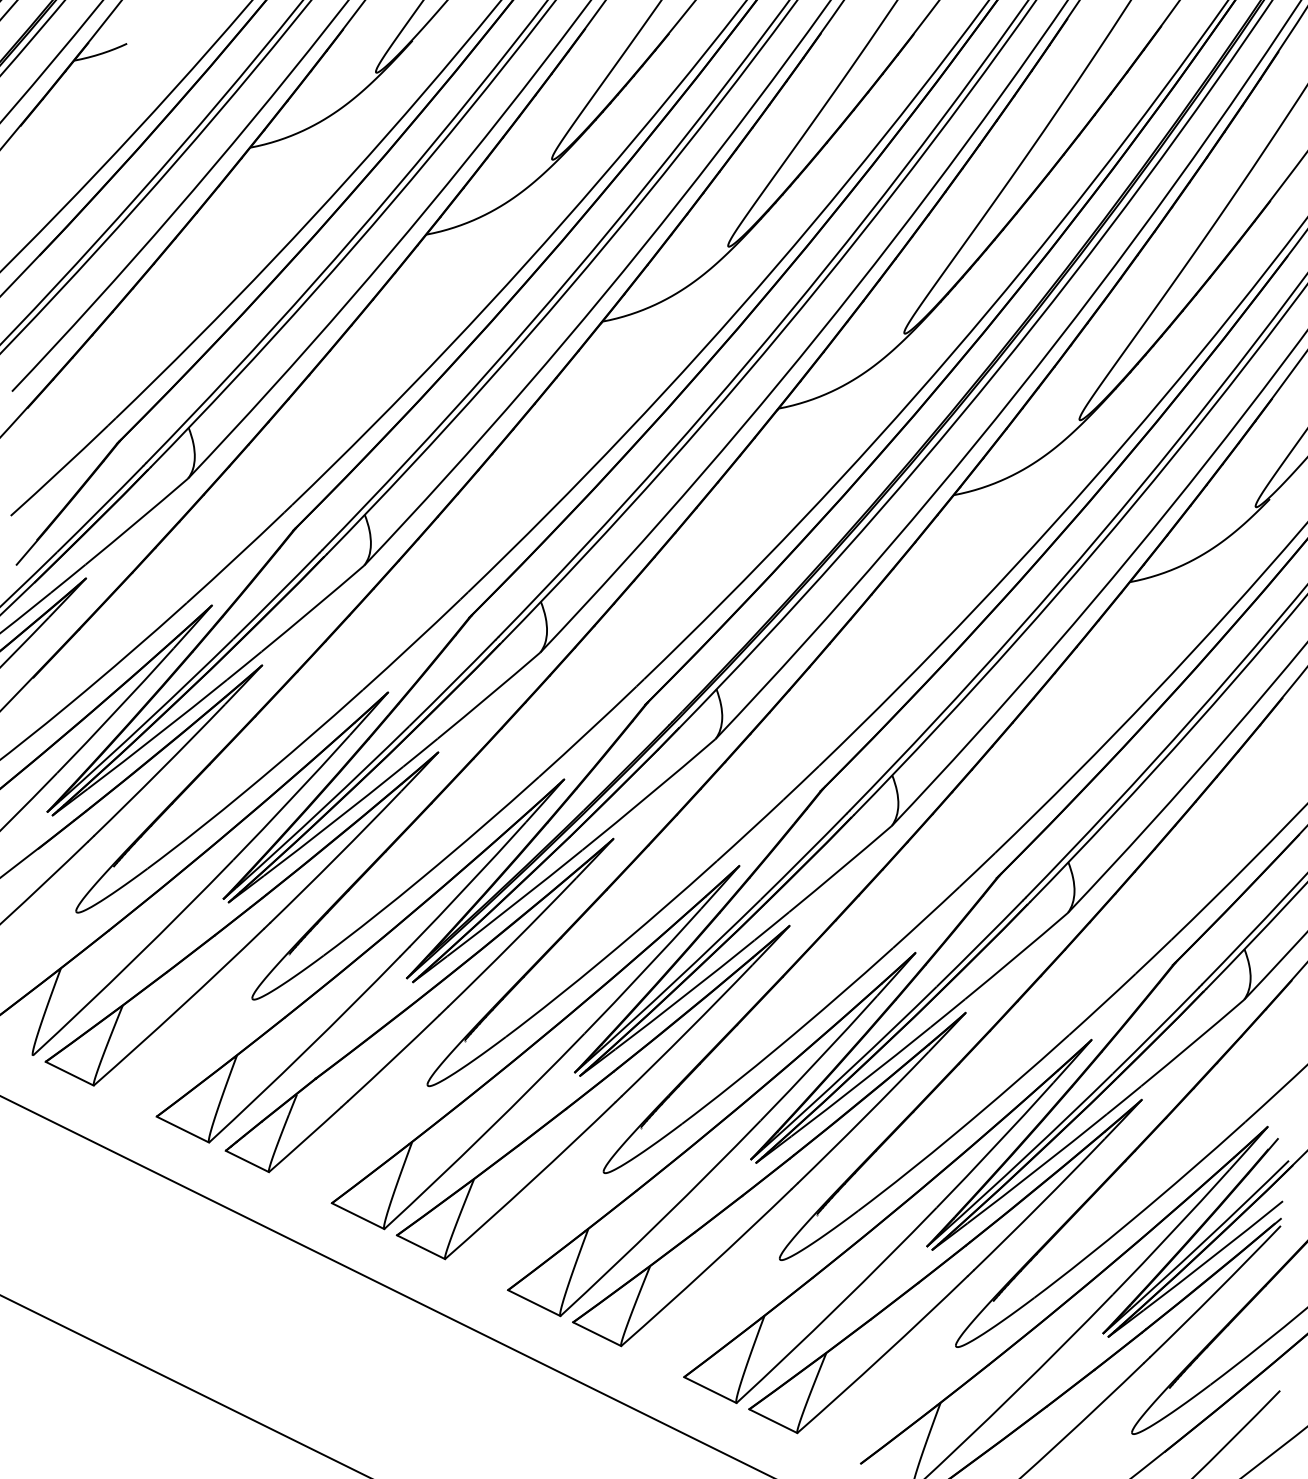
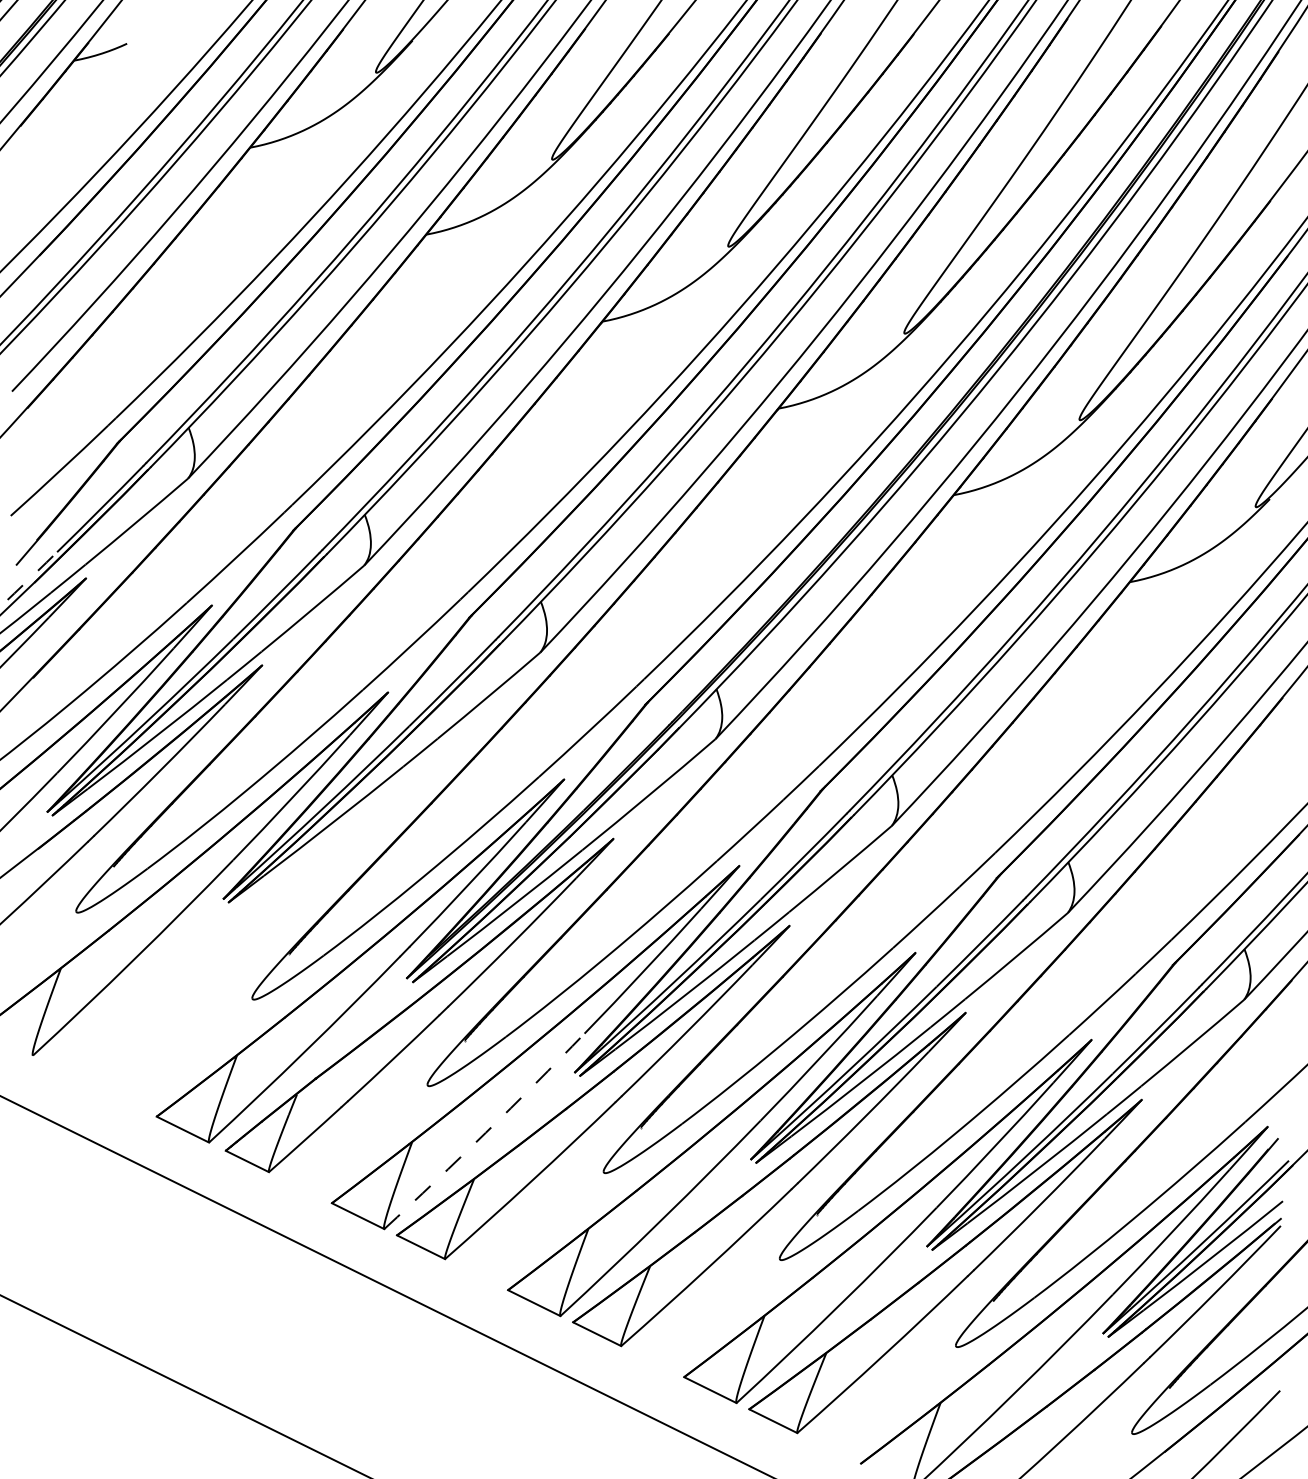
arc: solid -> dashed (28, 579)
part: present -> none (241, 918)
arc: solid -> dashed (485, 1132)
